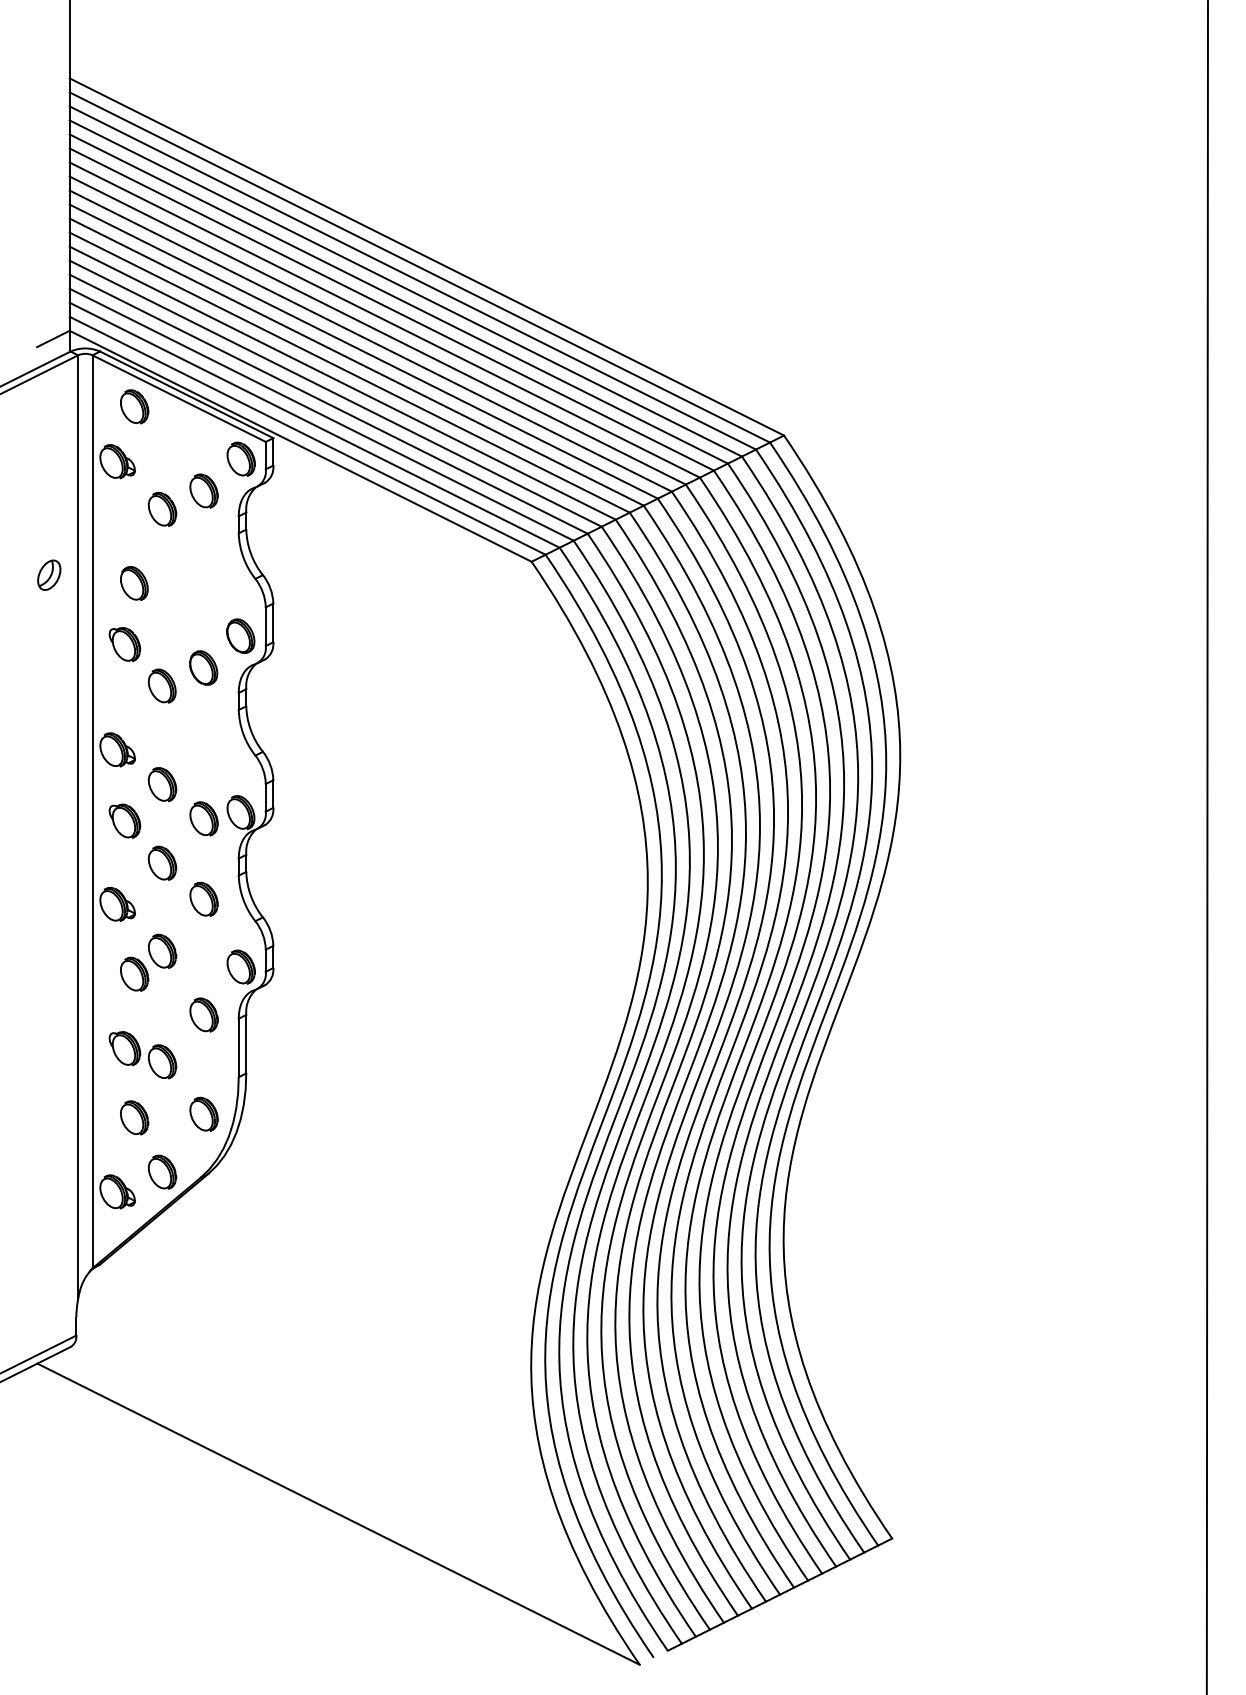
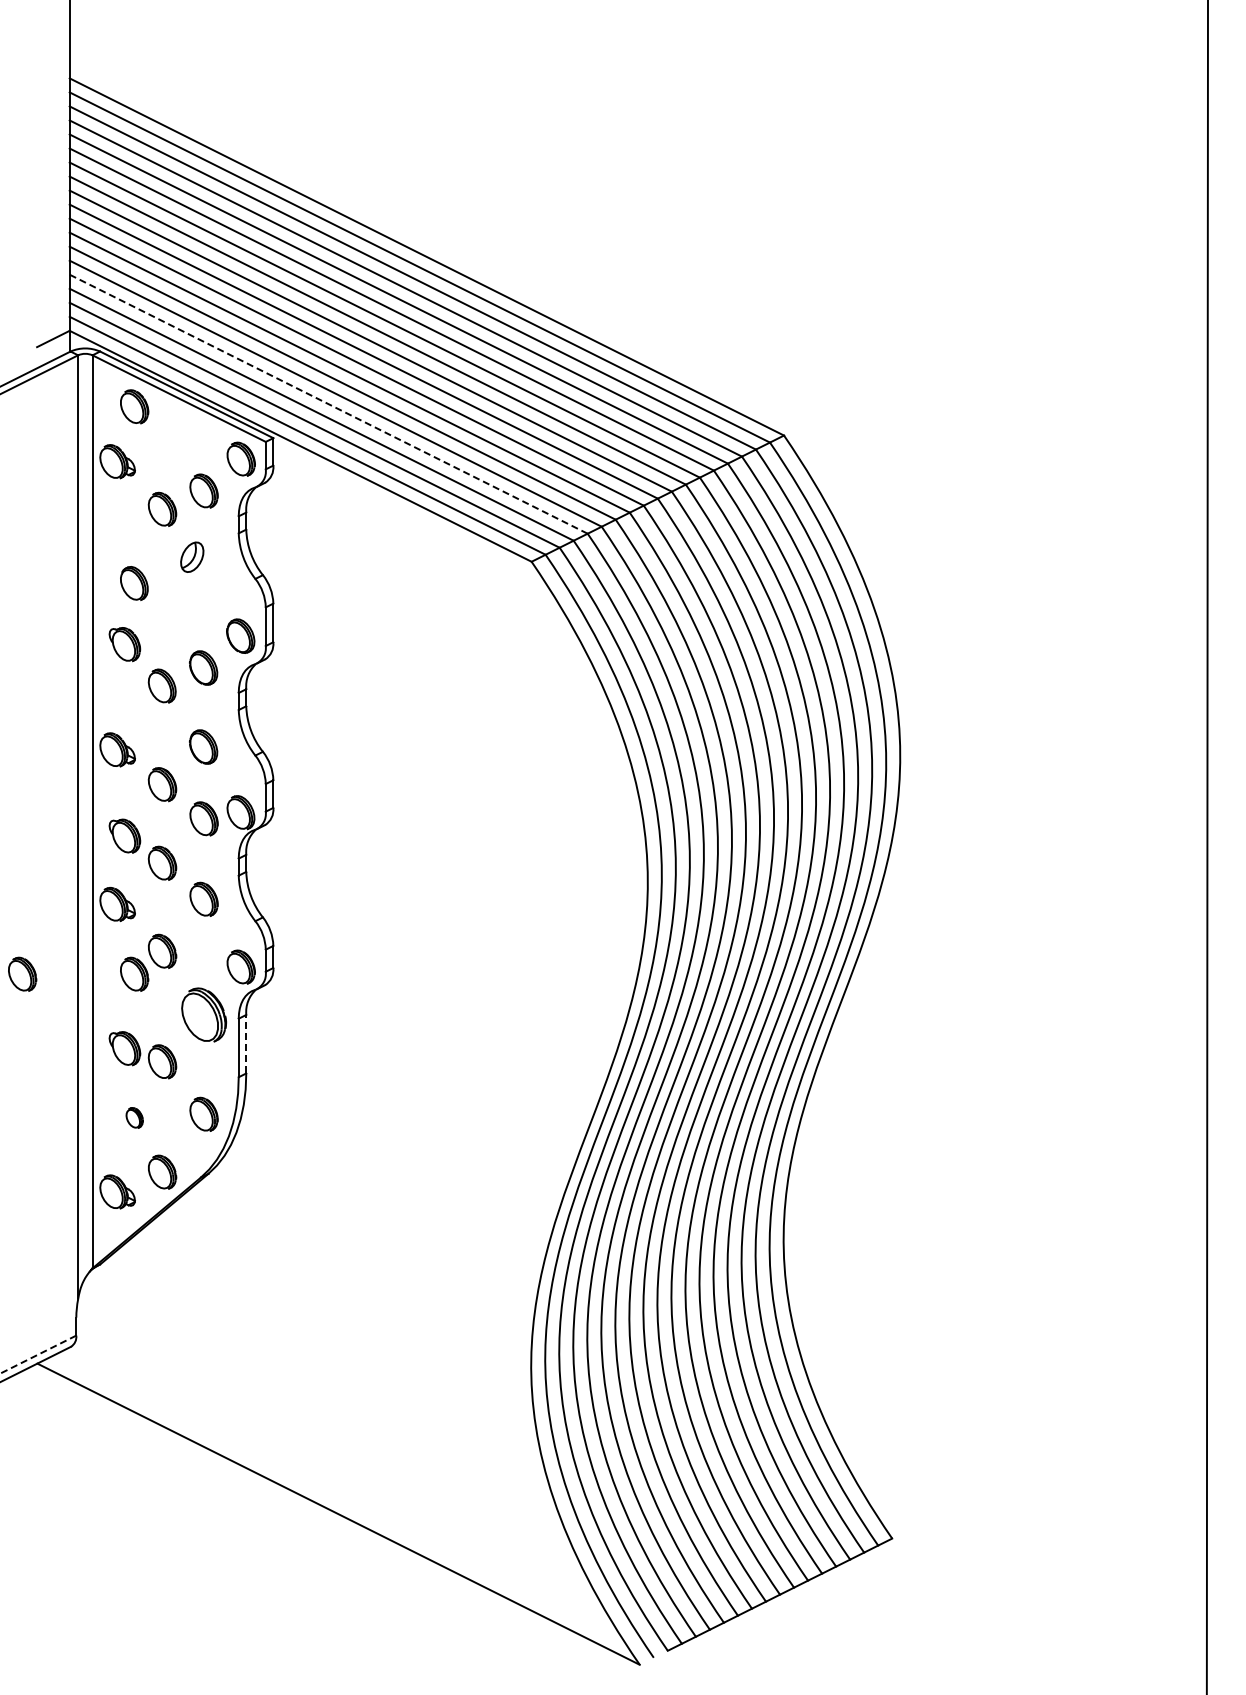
line: solid -> dashed (328, 404)
part position: (49, 574) -> (192, 556) (192, 556)
part: none -> present (203, 746)
part position: (124, 820) -> (124, 835) (124, 835)
part: none -> present (22, 973)
part size: 30x36 px -> 47x56 px (204, 1014)
line: solid -> dashed (246, 1043)
part size: 30x36 px -> 19x22 px (134, 1117)
line: solid -> dashed (37, 1354)
